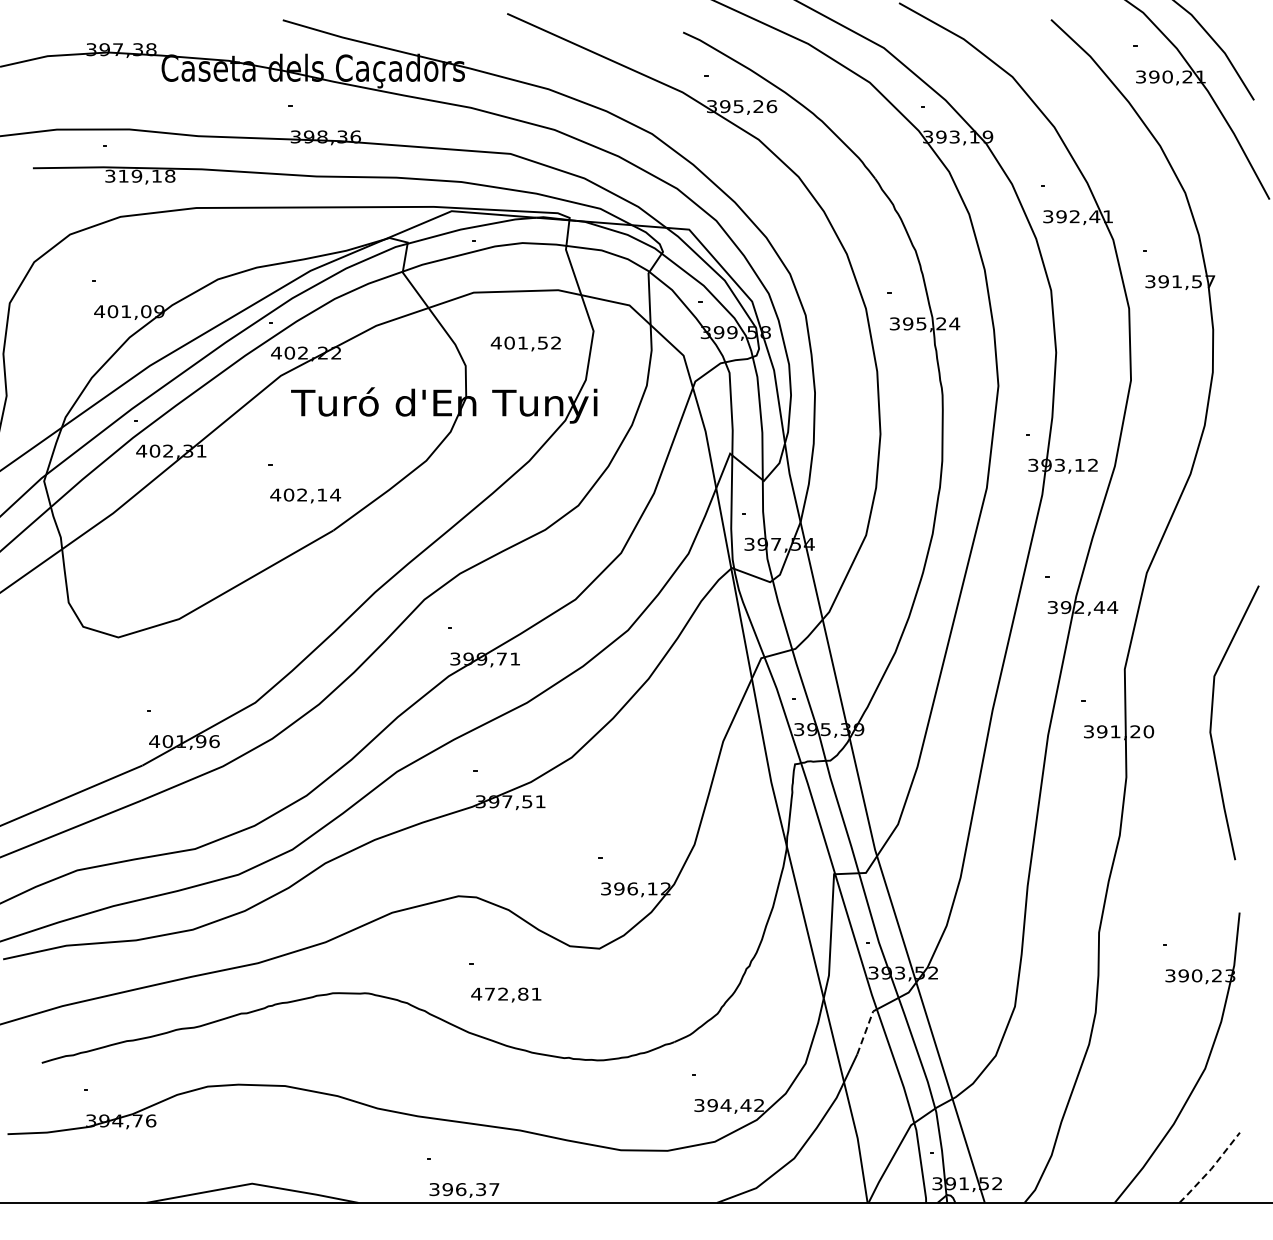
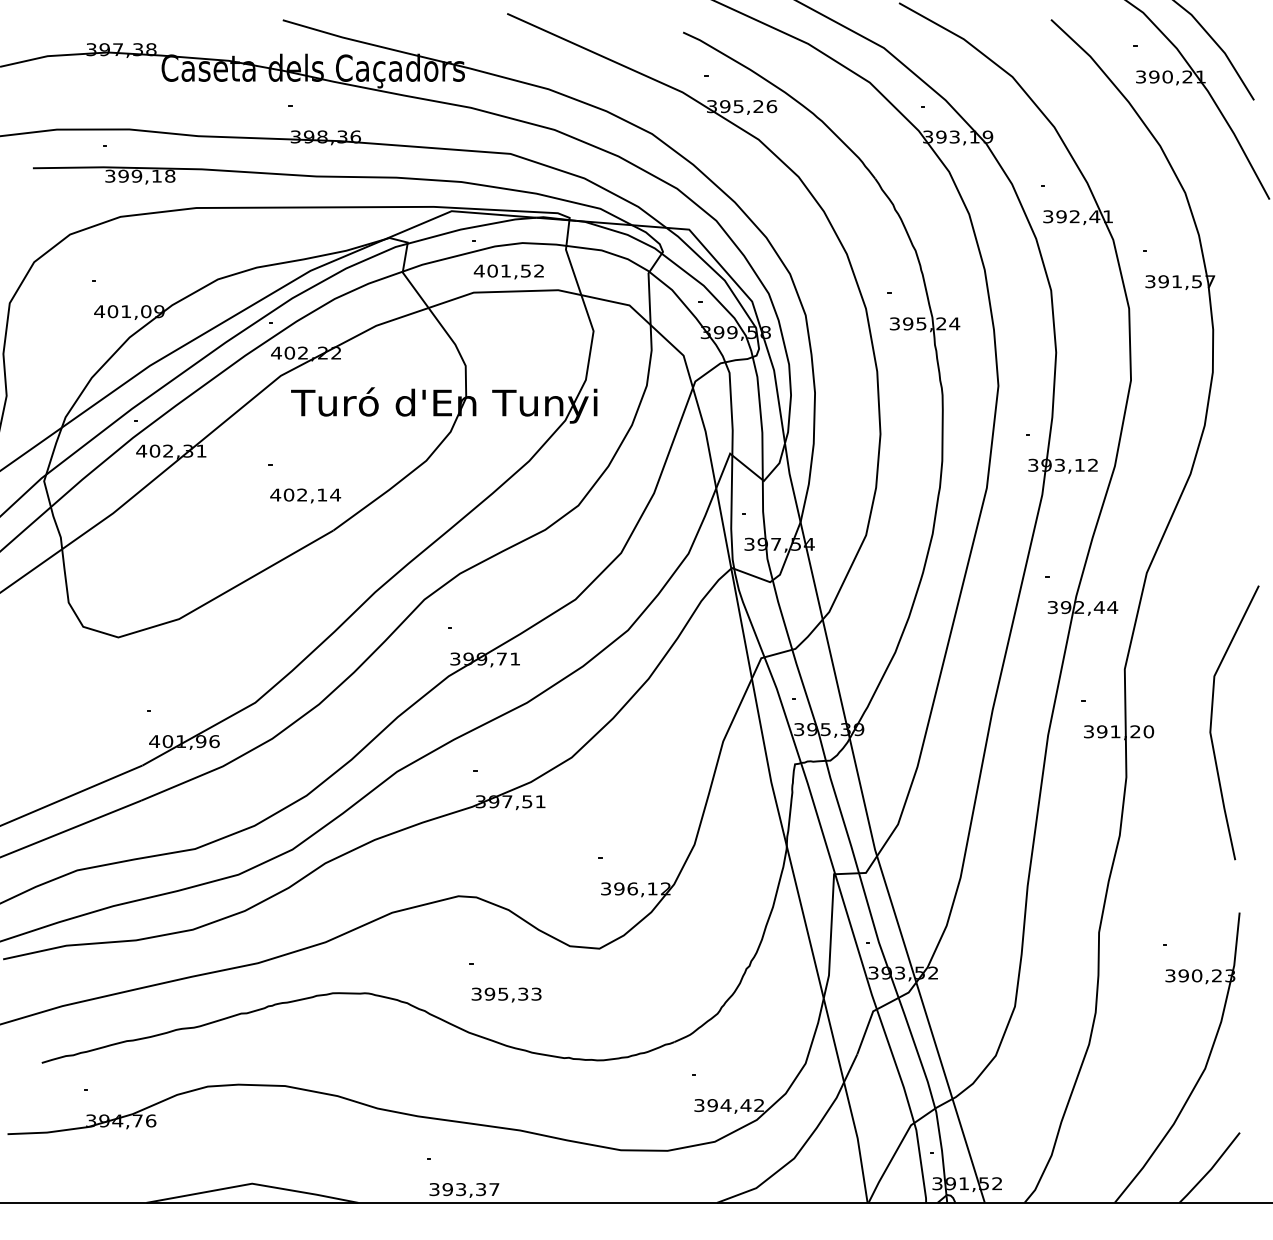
text: 319,18 -> 399,18 (123, 175)
text position: (525, 343) -> (508, 271) (508, 271)
text: 472,81 -> 395,33 (506, 993)
line: dashed -> solid (866, 1030)
line: dashed -> solid (1211, 1169)
text: 396,37 -> 393,37 (461, 1189)
